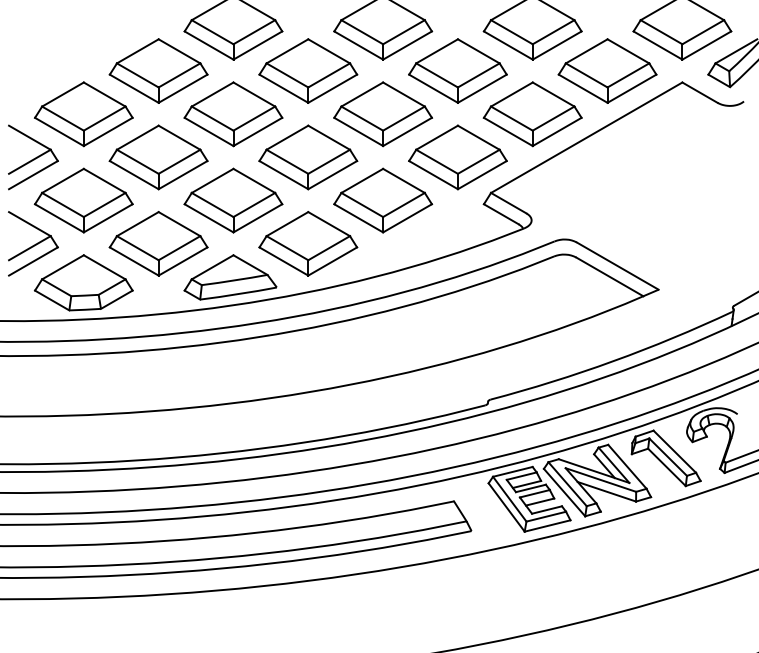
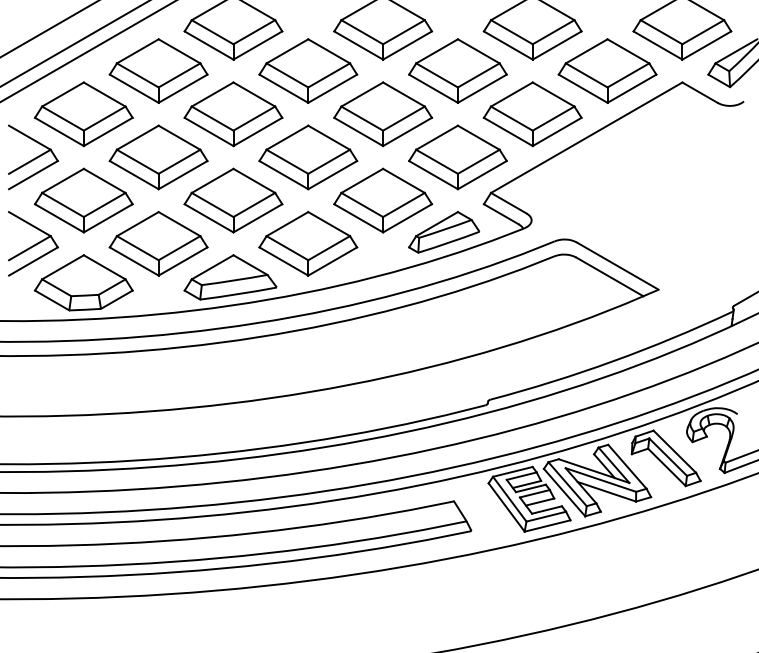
line: none -> present (49, 29)
line: none -> present (74, 43)
line: none -> present (87, 51)
part: none -> present (443, 232)
